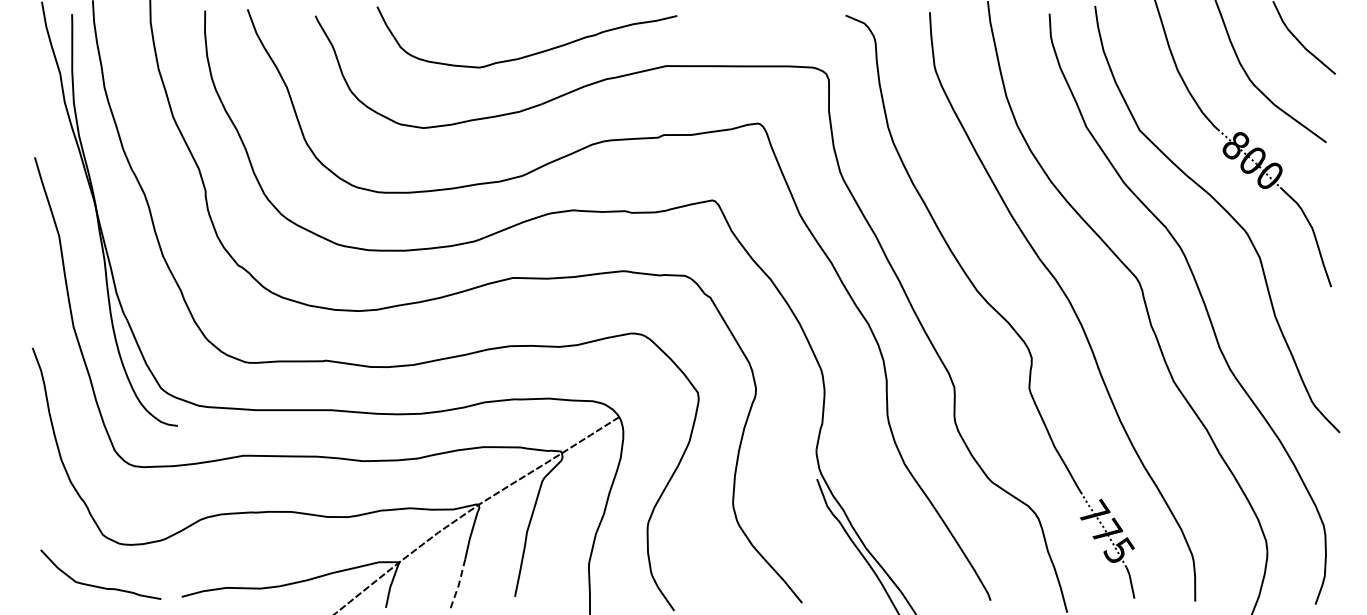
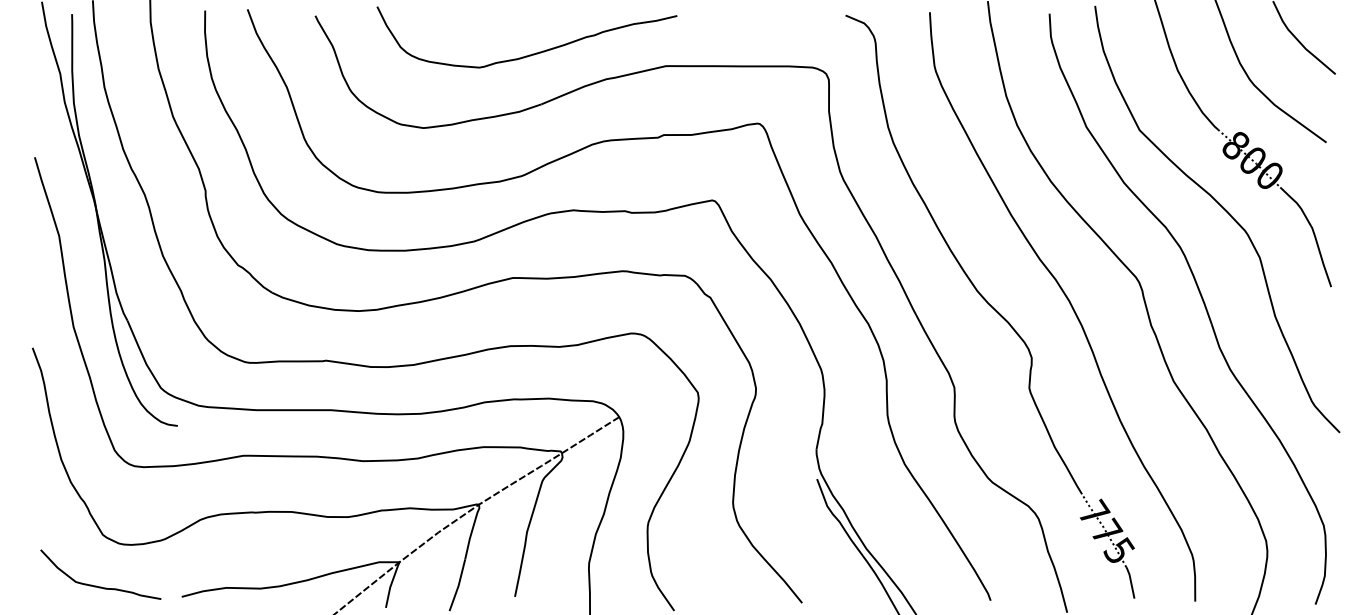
line: dashed -> solid (458, 585)
